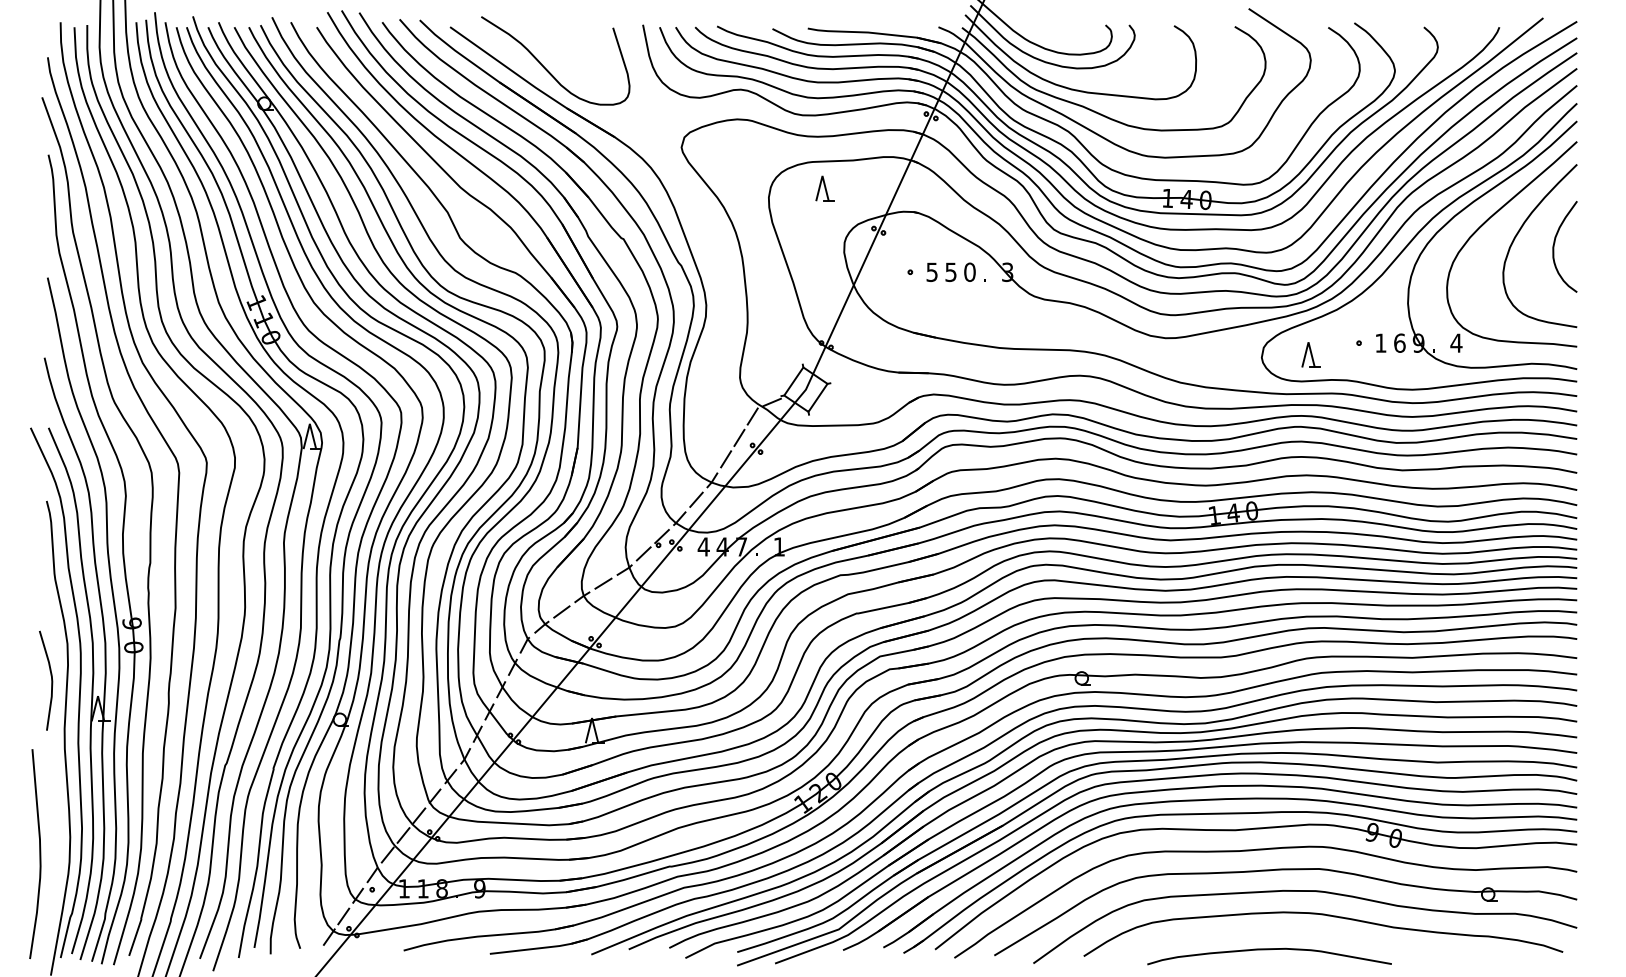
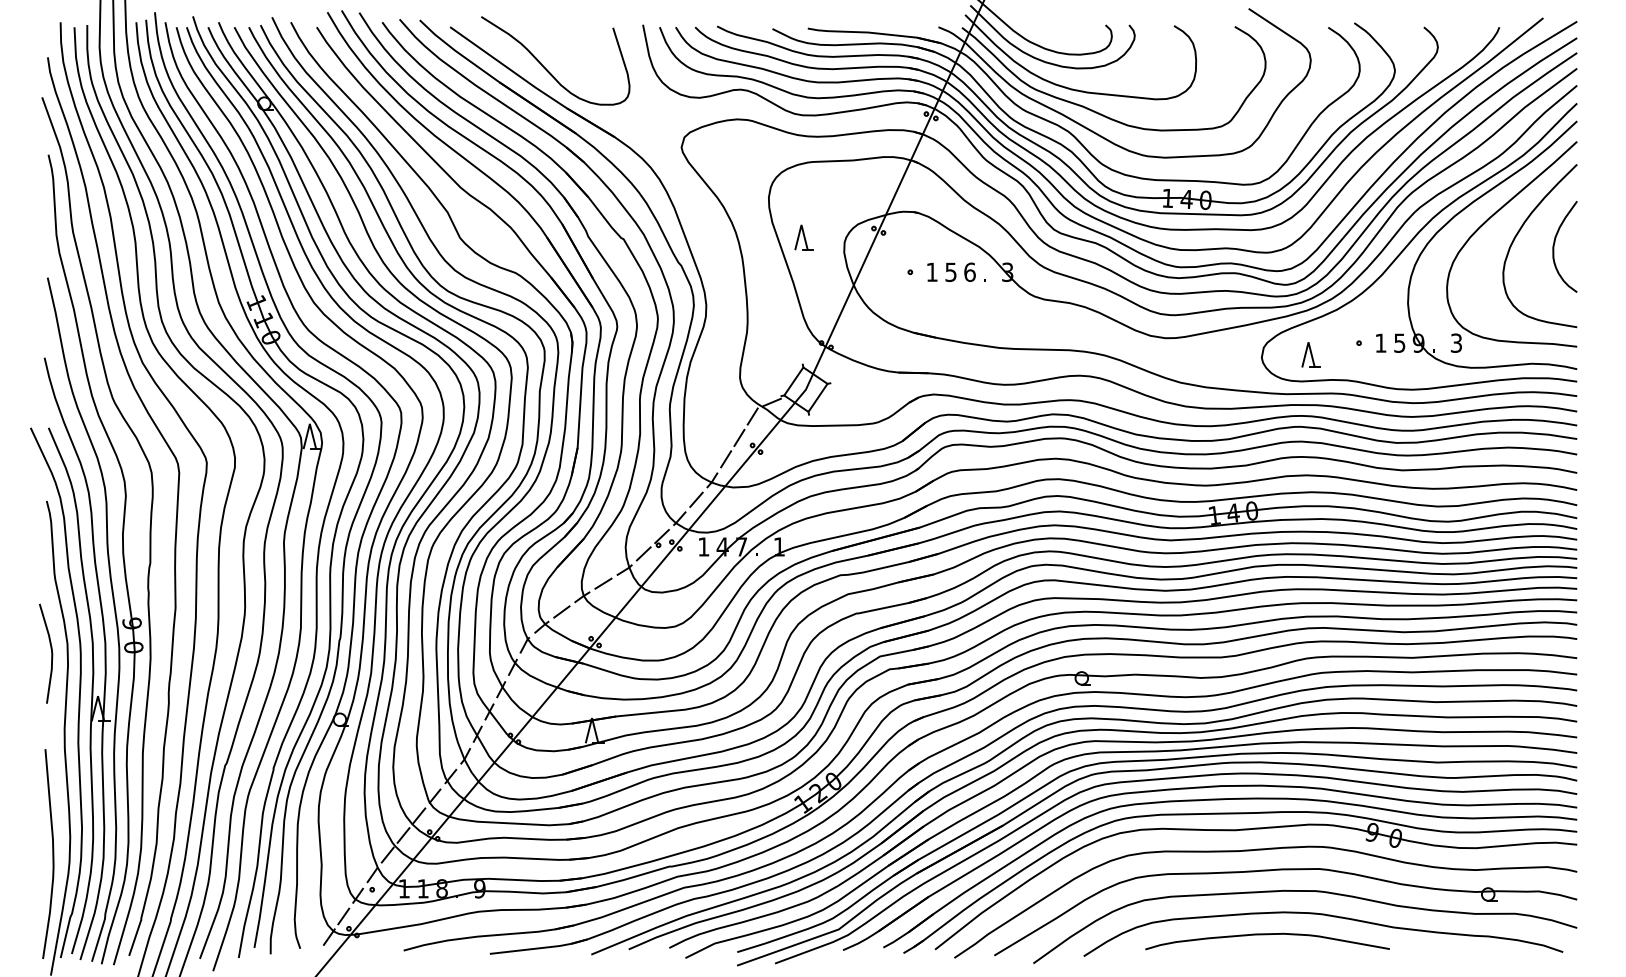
part position: (824, 188) -> (803, 237) (803, 237)
text: 0 -> 6 (969, 271)
text: 5 -> 1 (931, 272)
text: 6 -> 5 (1399, 342)
text: 4 -> 3 (1456, 342)
text: 4 -> 1 (703, 546)
curve position: (51, 680) -> (51, 653) (51, 653)
curve position: (39, 854) -> (52, 854) (52, 854)
curve position: (1269, 950) -> (1267, 935) (1267, 935)
